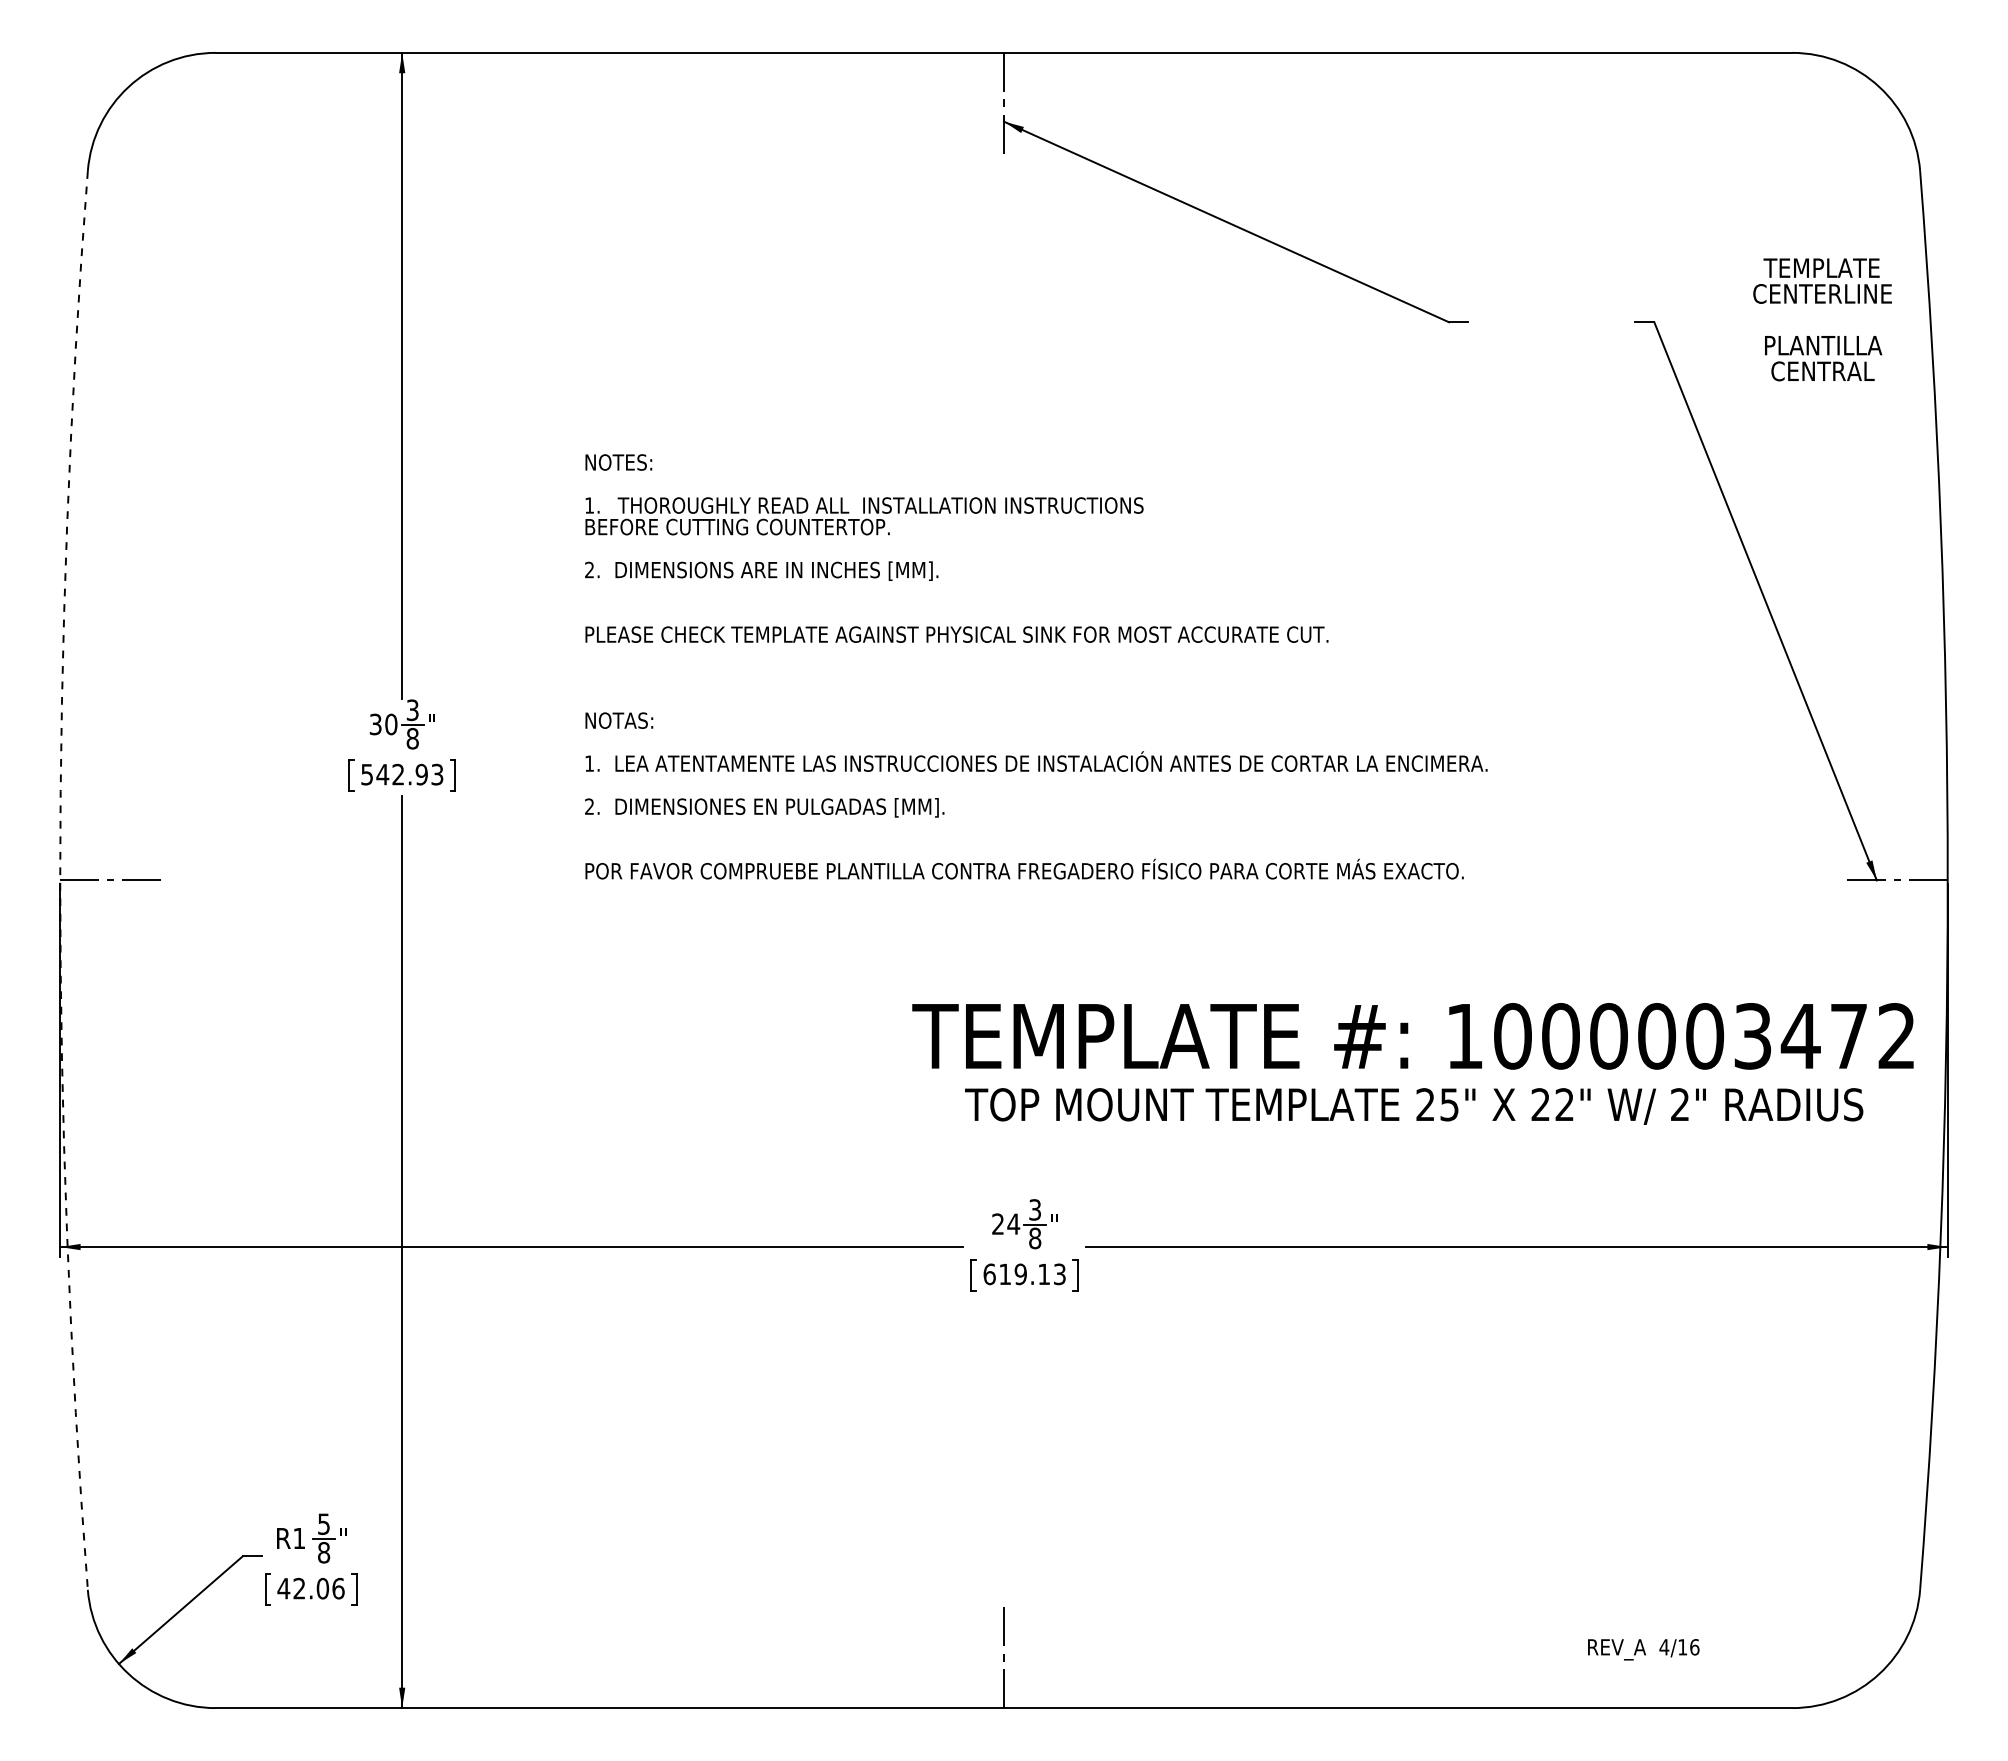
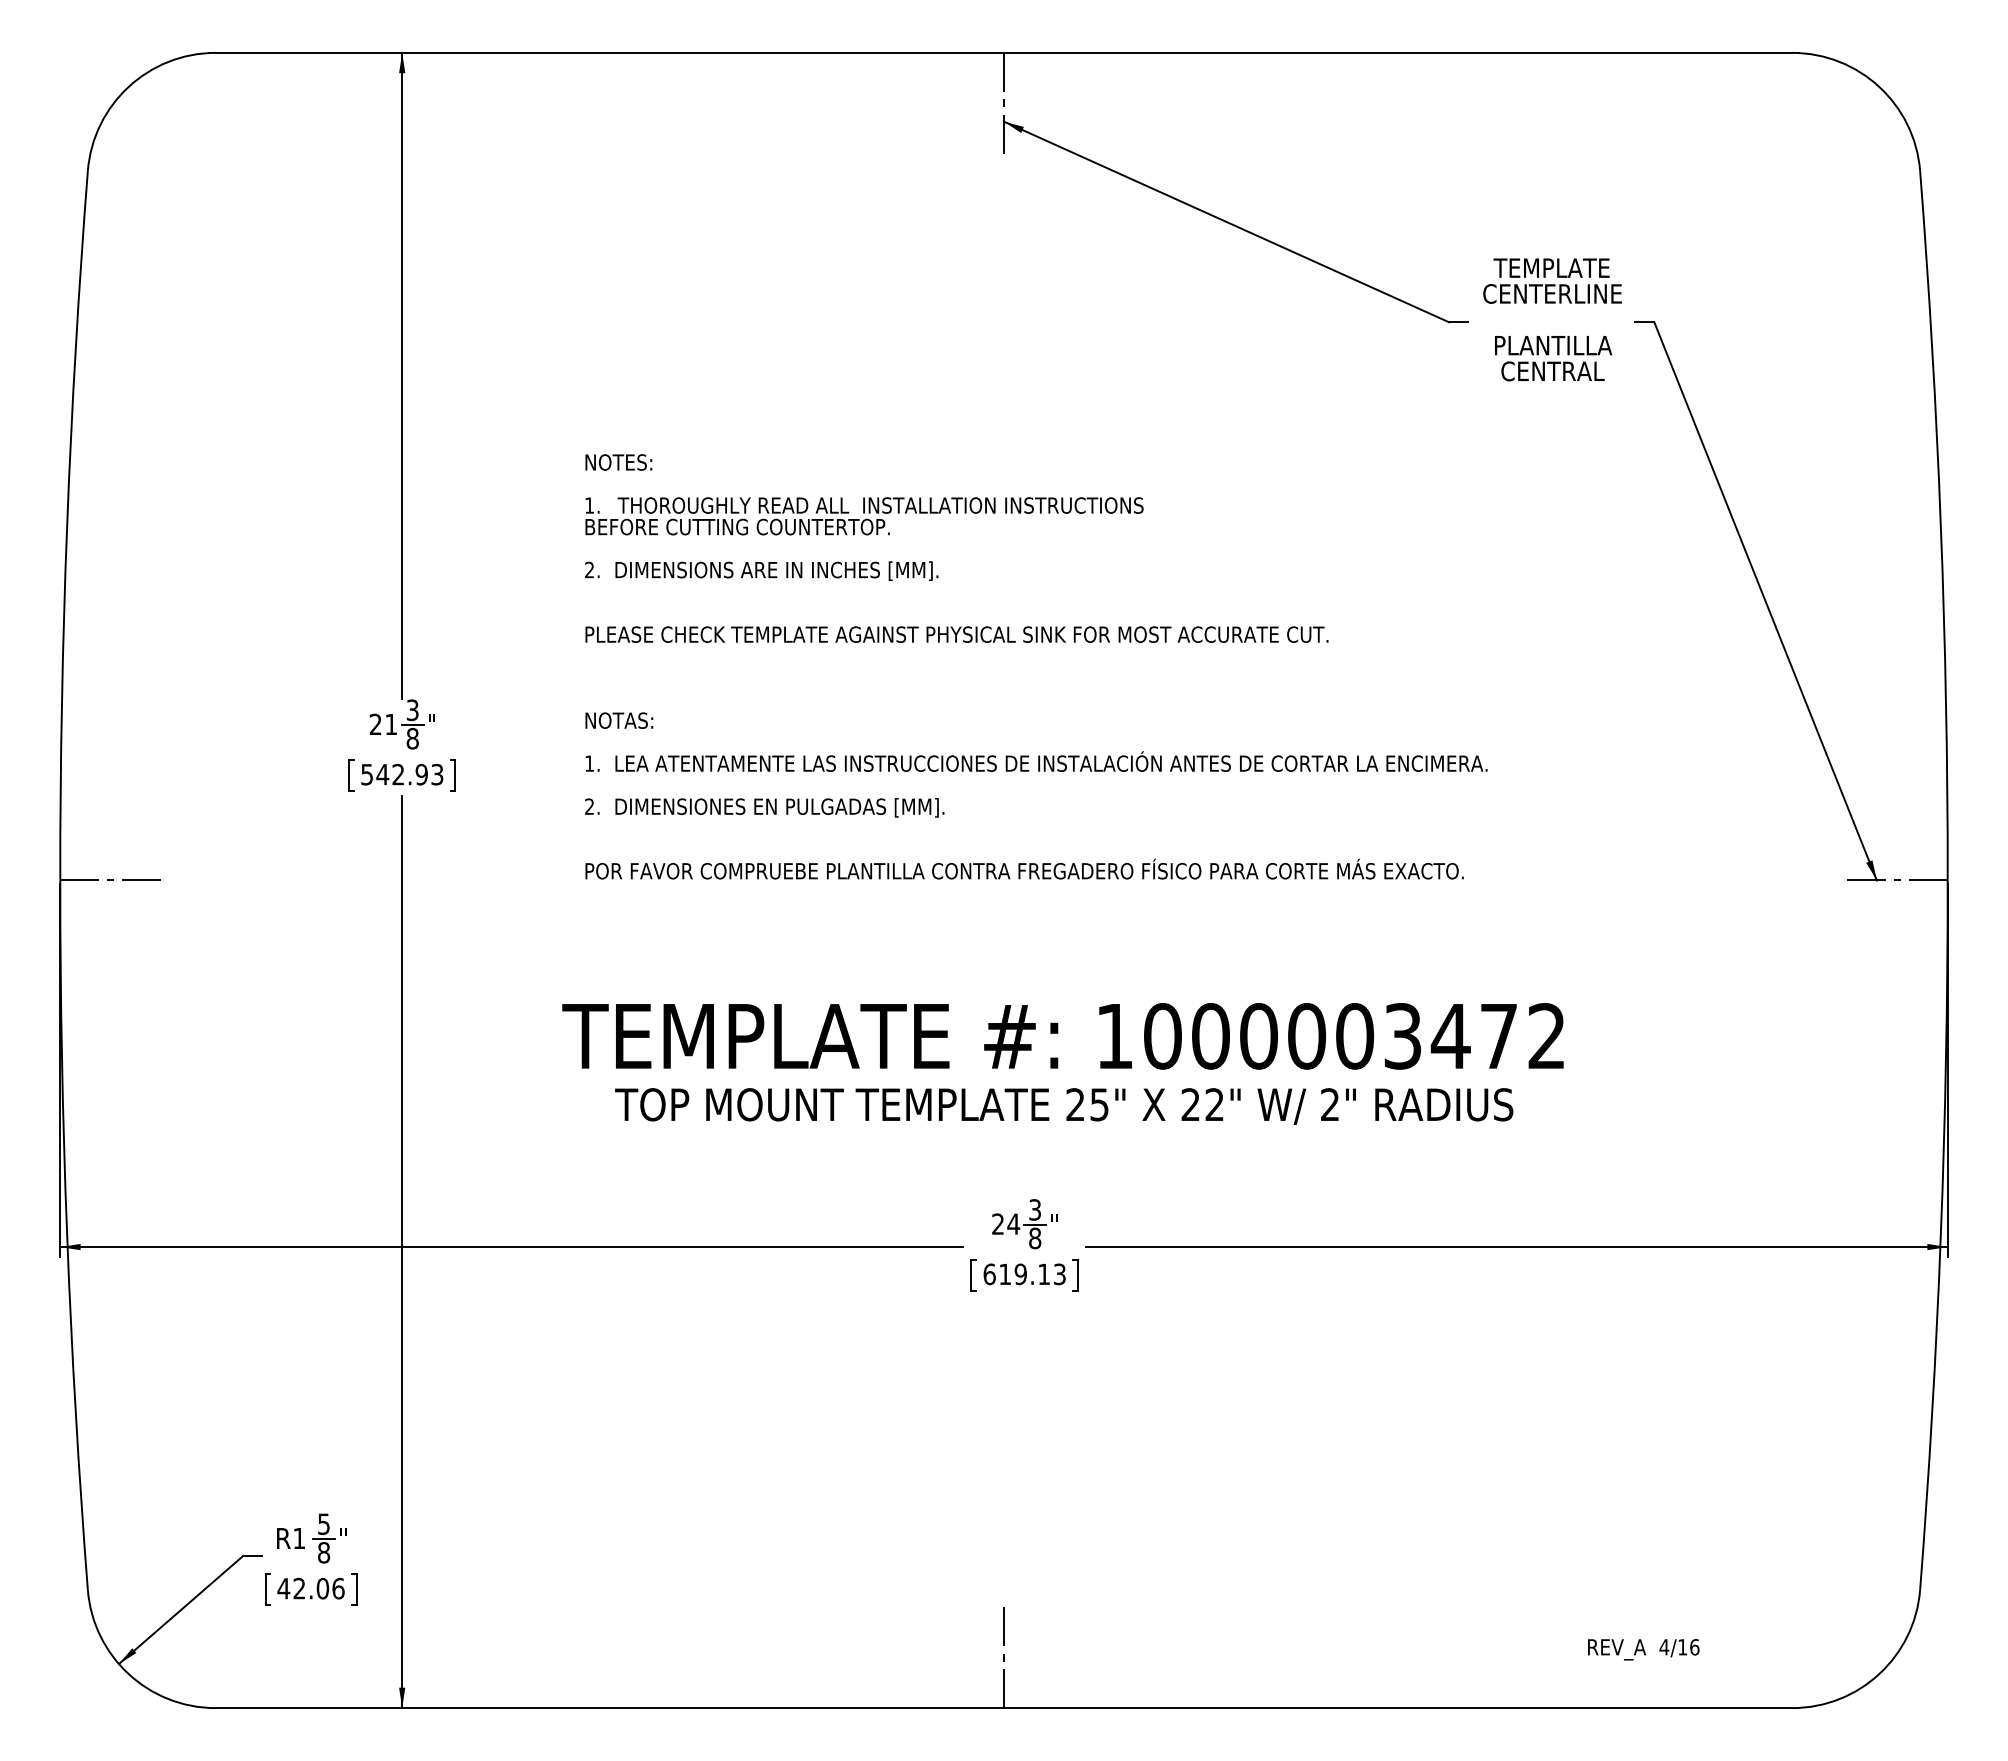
text position: (1822, 319) -> (1552, 319) (1552, 319)
text: 30 -> 21 (383, 724)
arc: dashed -> solid (60, 880)
text position: (1412, 1063) -> (1062, 1063) (1062, 1063)
